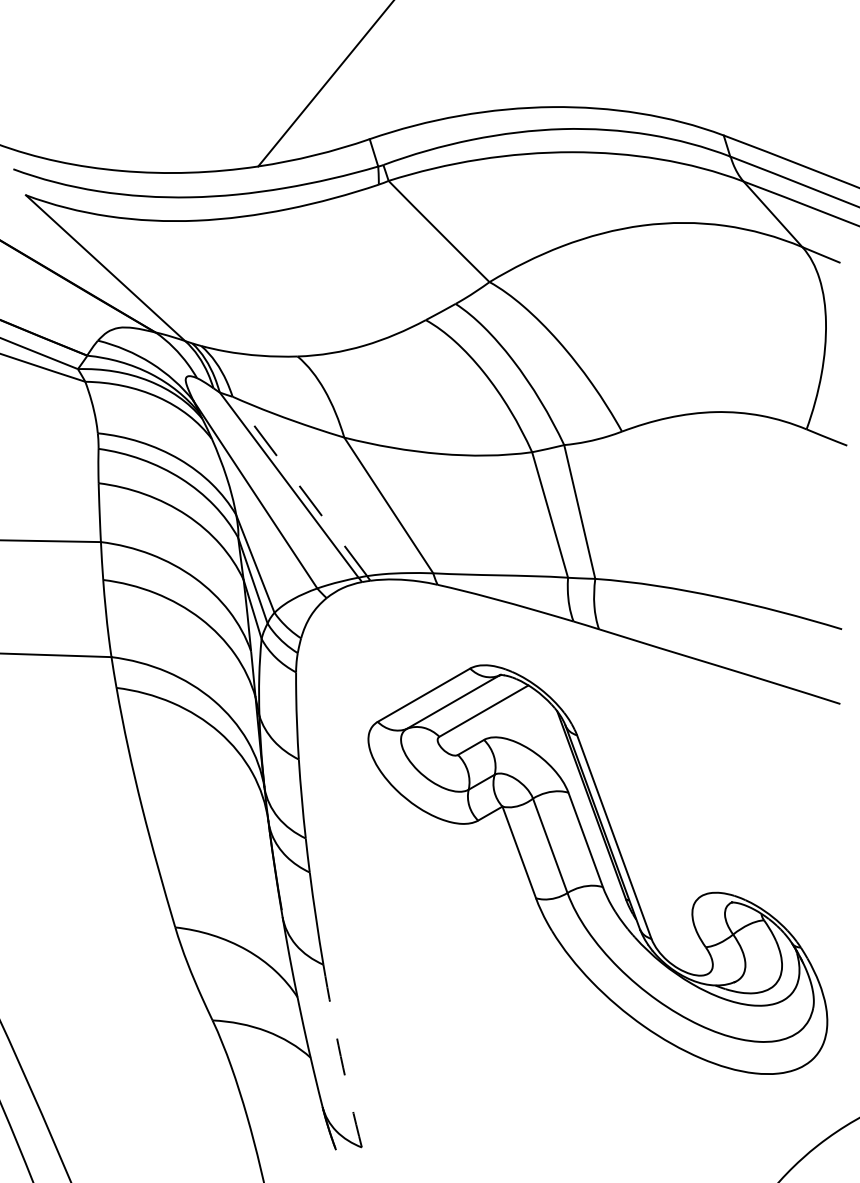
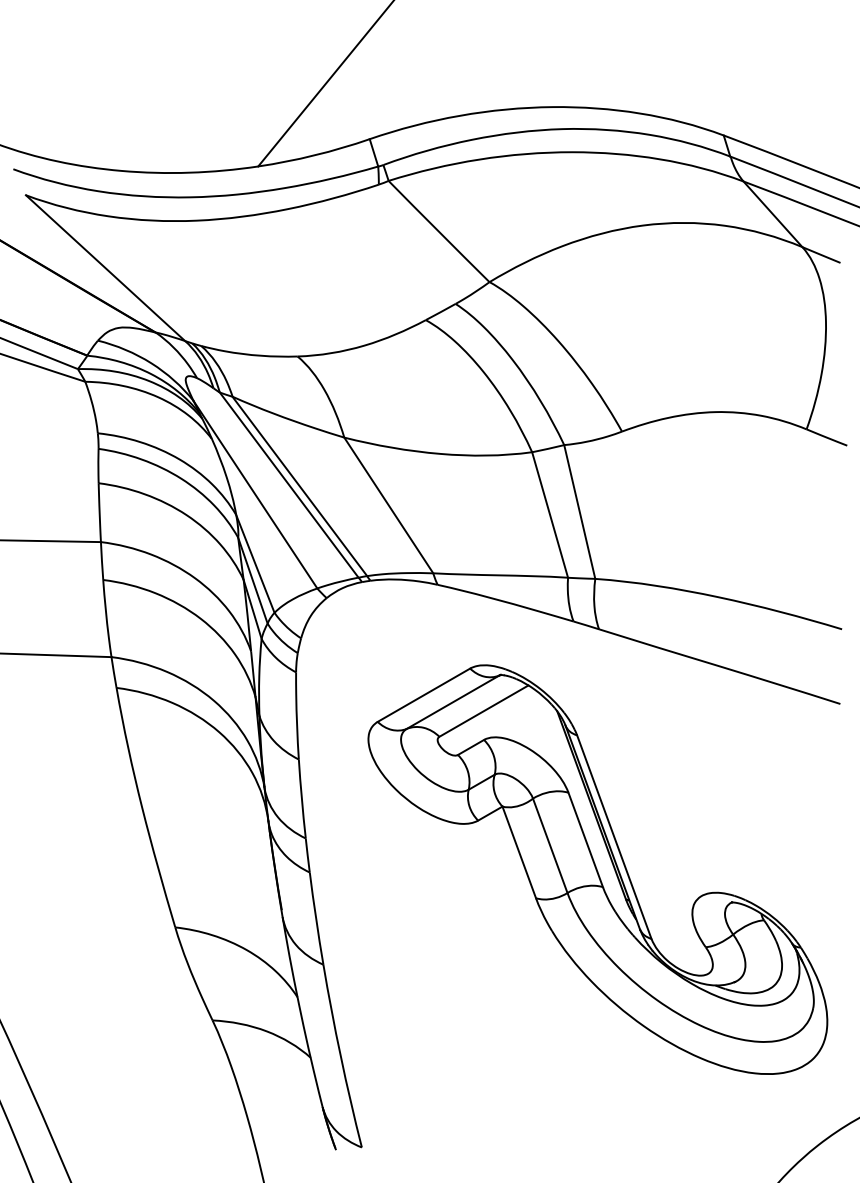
line: dashed -> solid (299, 486)
arc: dashed -> solid (340, 1056)
